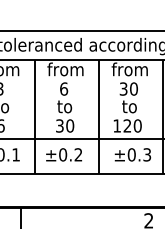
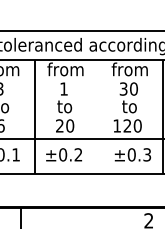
text: 6 -> 1 (64, 88)
line: present -> none (99, 116)
text: 30 -> 20 (59, 125)
